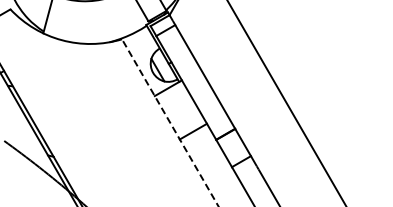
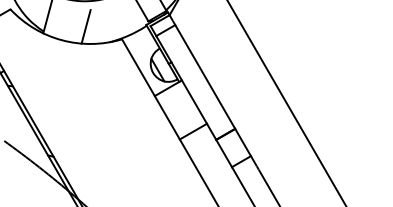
line: none -> present (85, 26)
line: dashed -> solid (169, 122)
